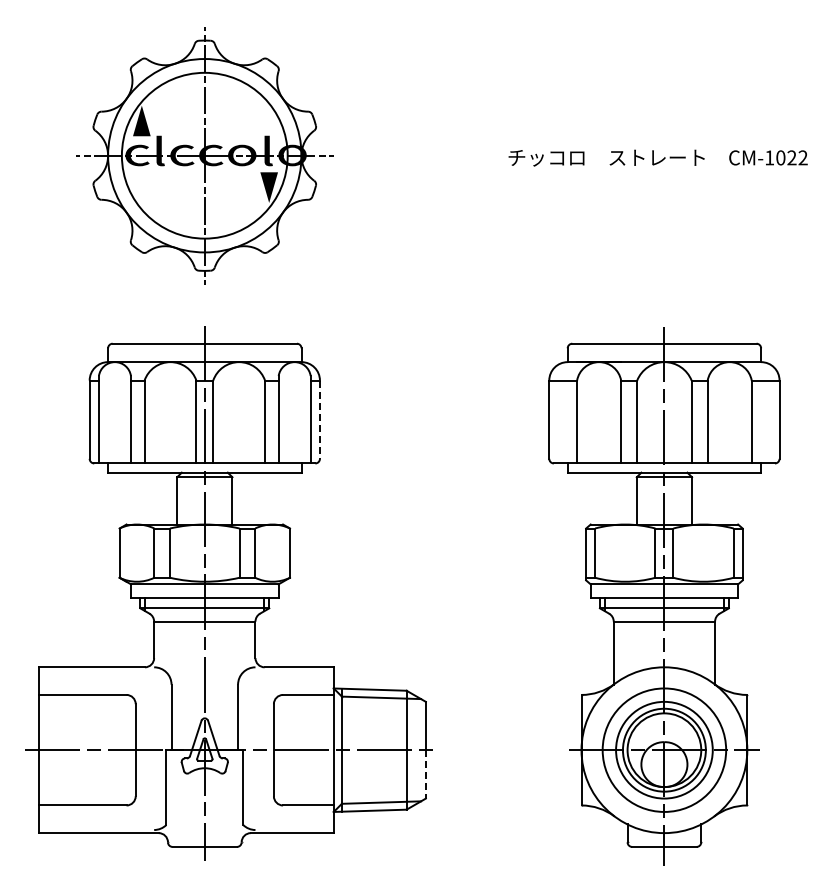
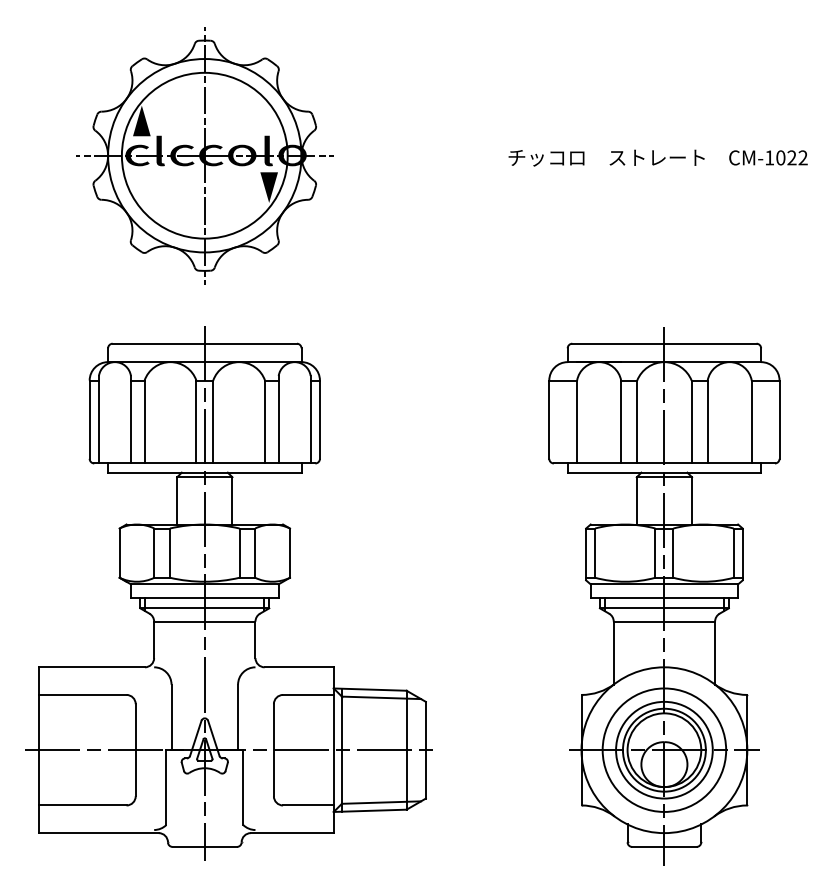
line: dashed -> solid (319, 420)
line: dashed -> solid (425, 774)
